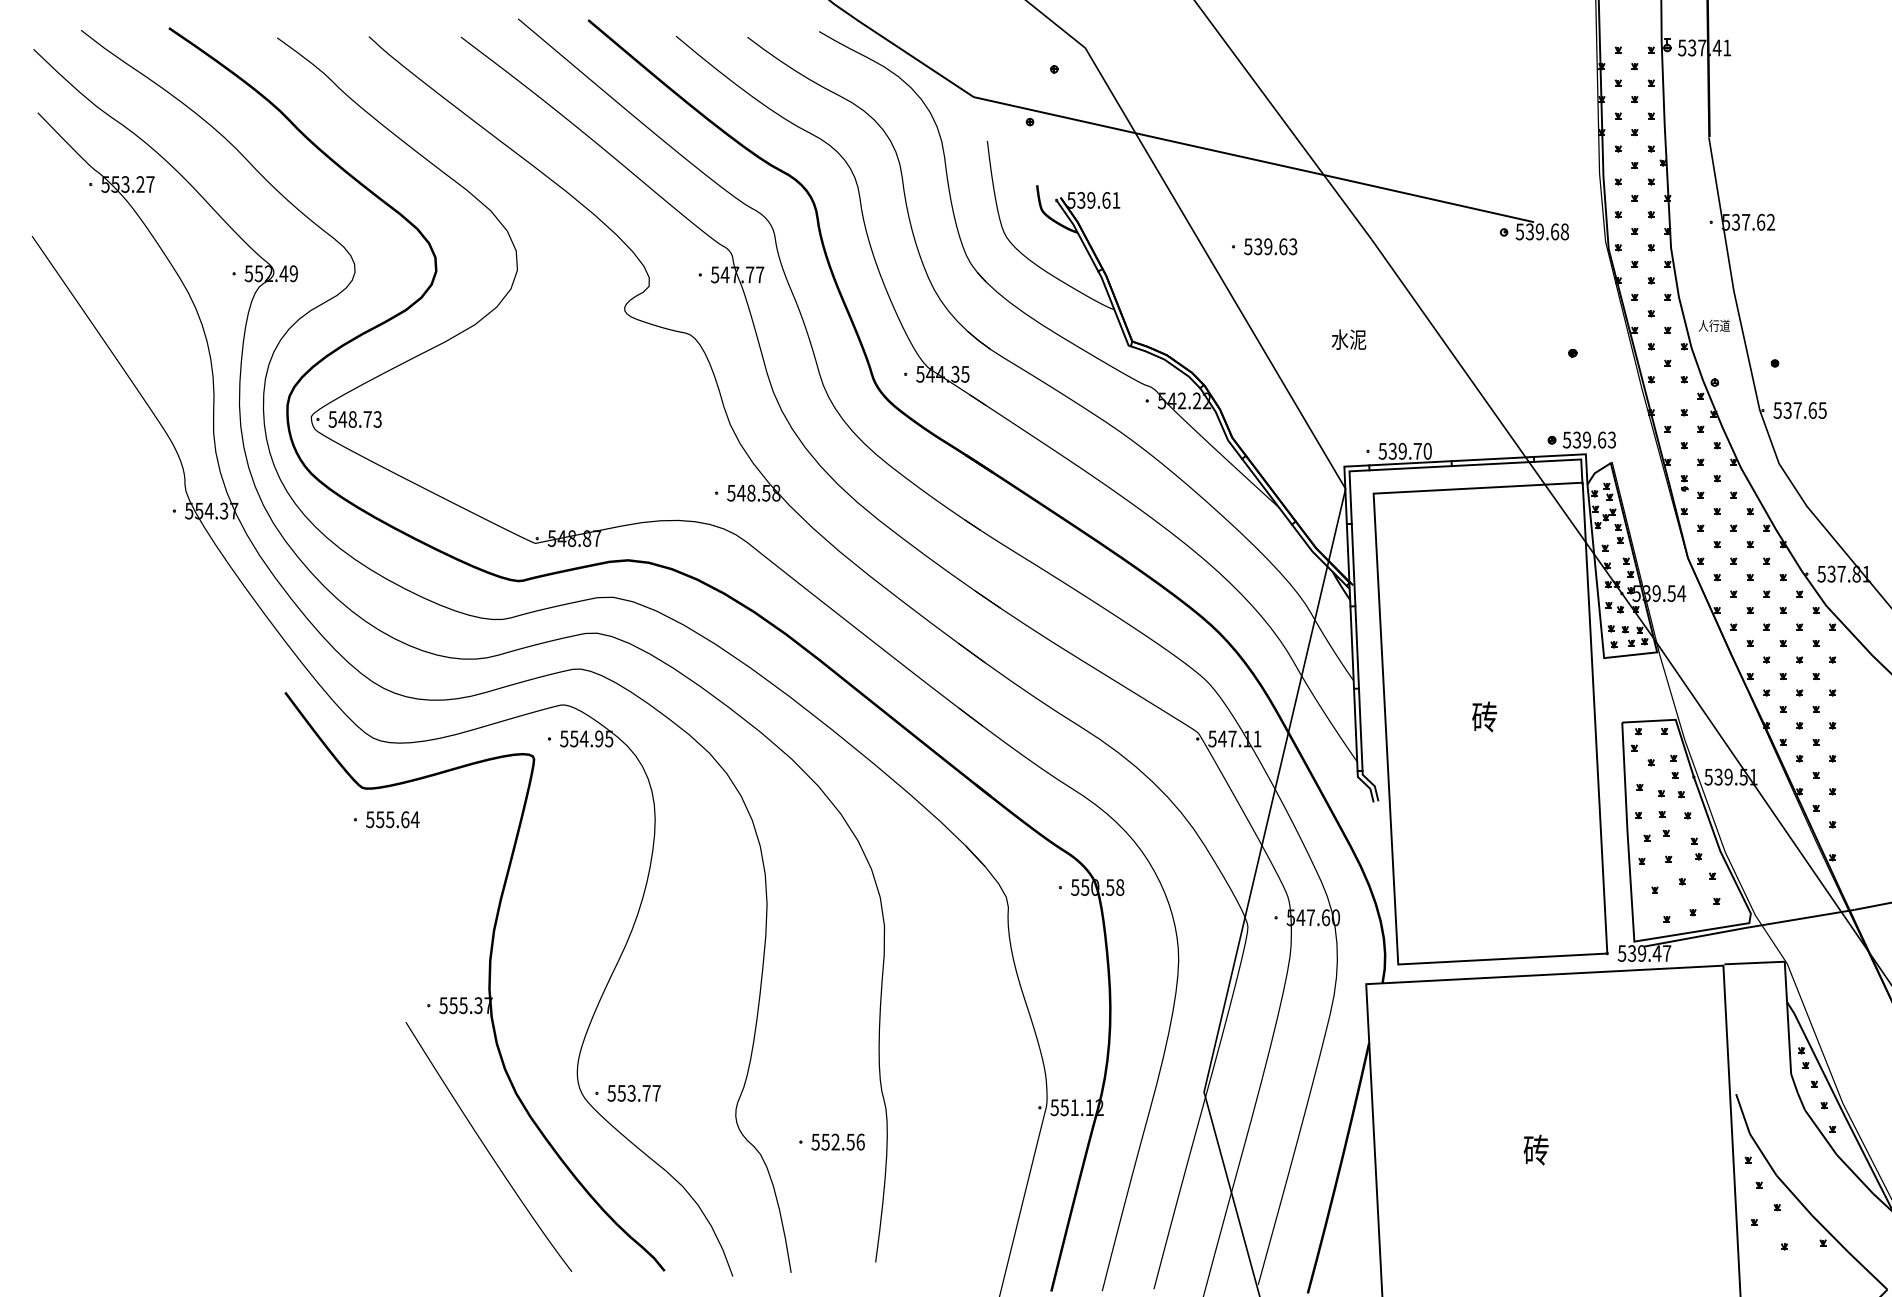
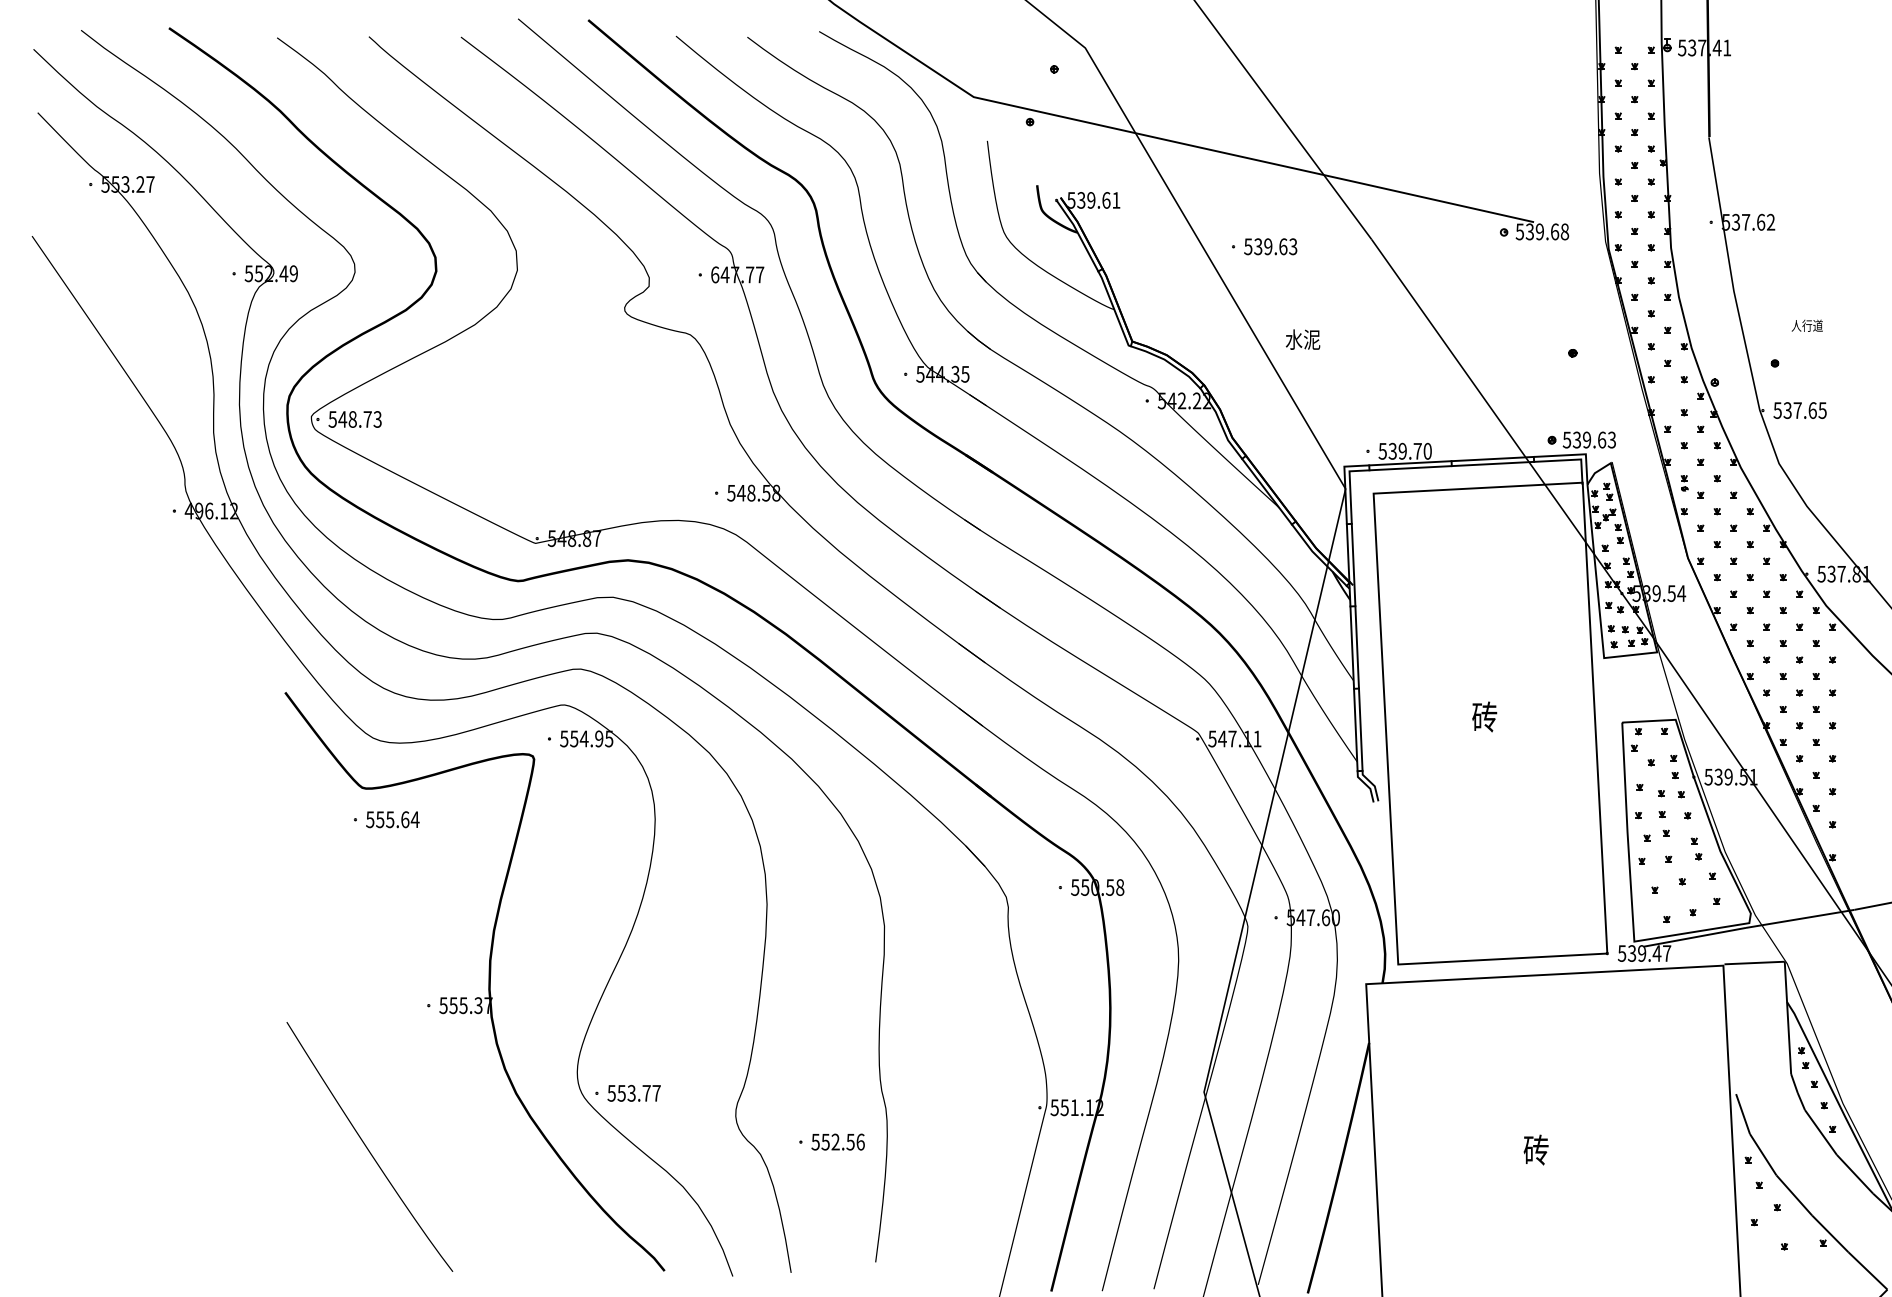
text: 547.77 -> 647.77 (715, 274)
text position: (1713, 325) -> (1806, 325) (1806, 325)
text position: (1349, 339) -> (1303, 339) (1303, 339)
text: 554.37 -> 496.12 (211, 510)
curve position: (486, 1147) -> (367, 1147) (367, 1147)
